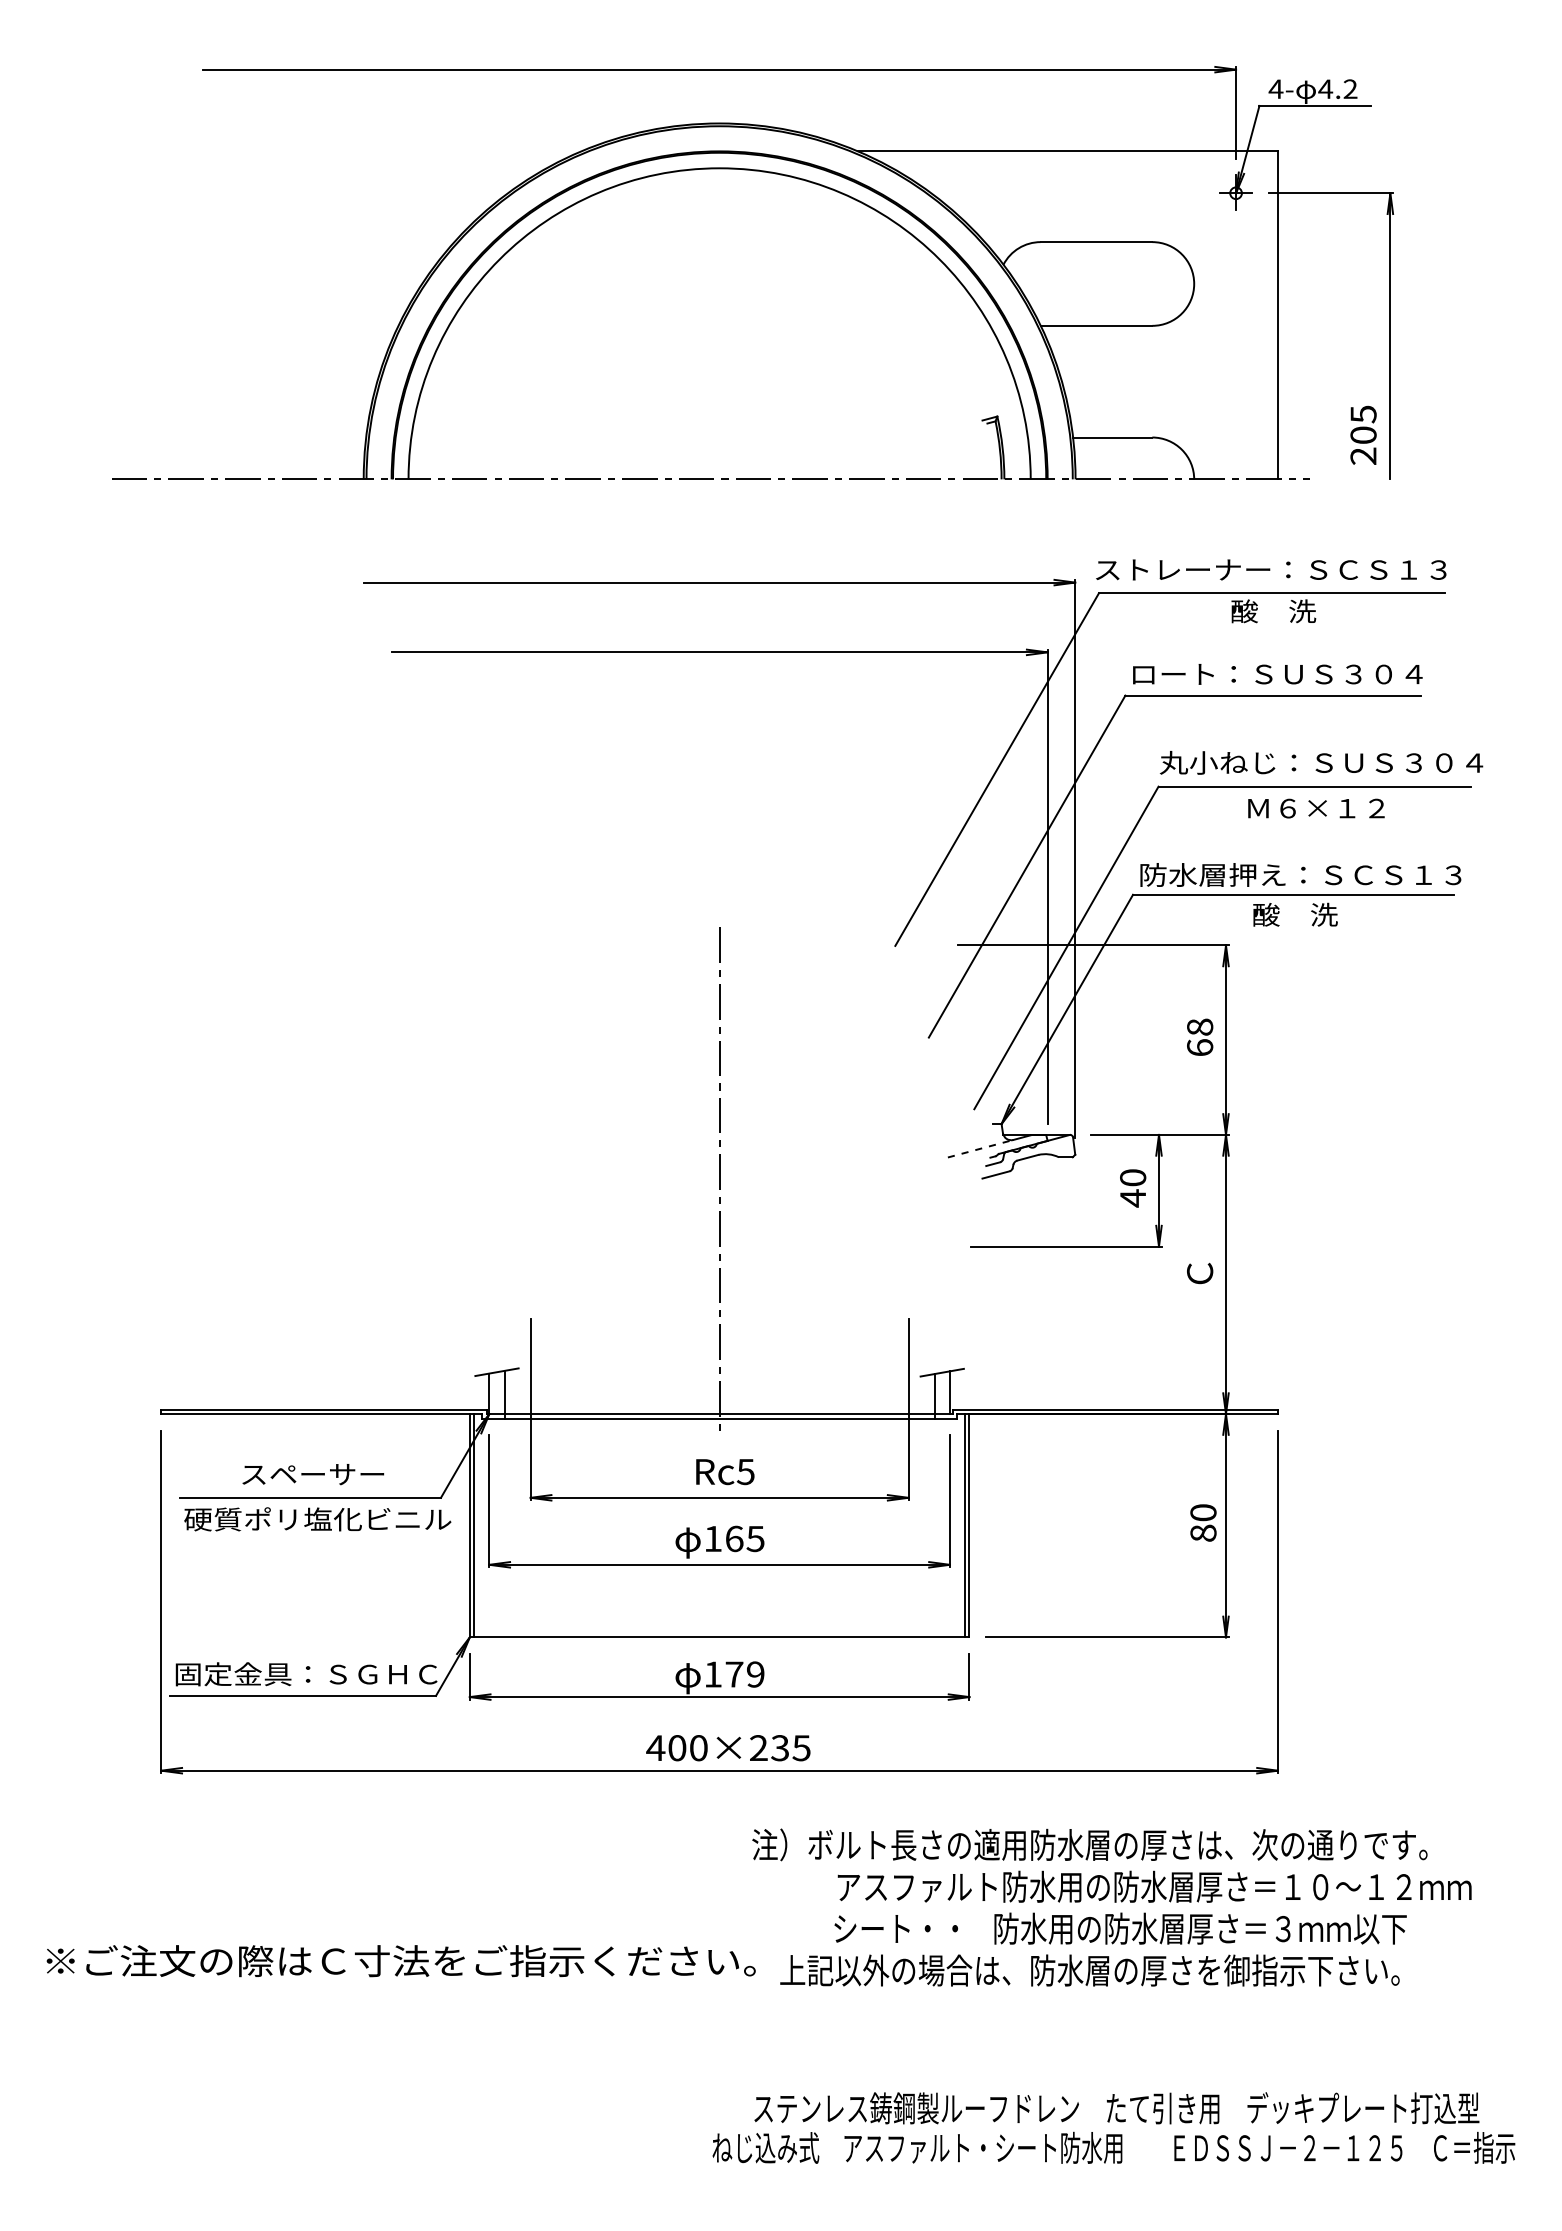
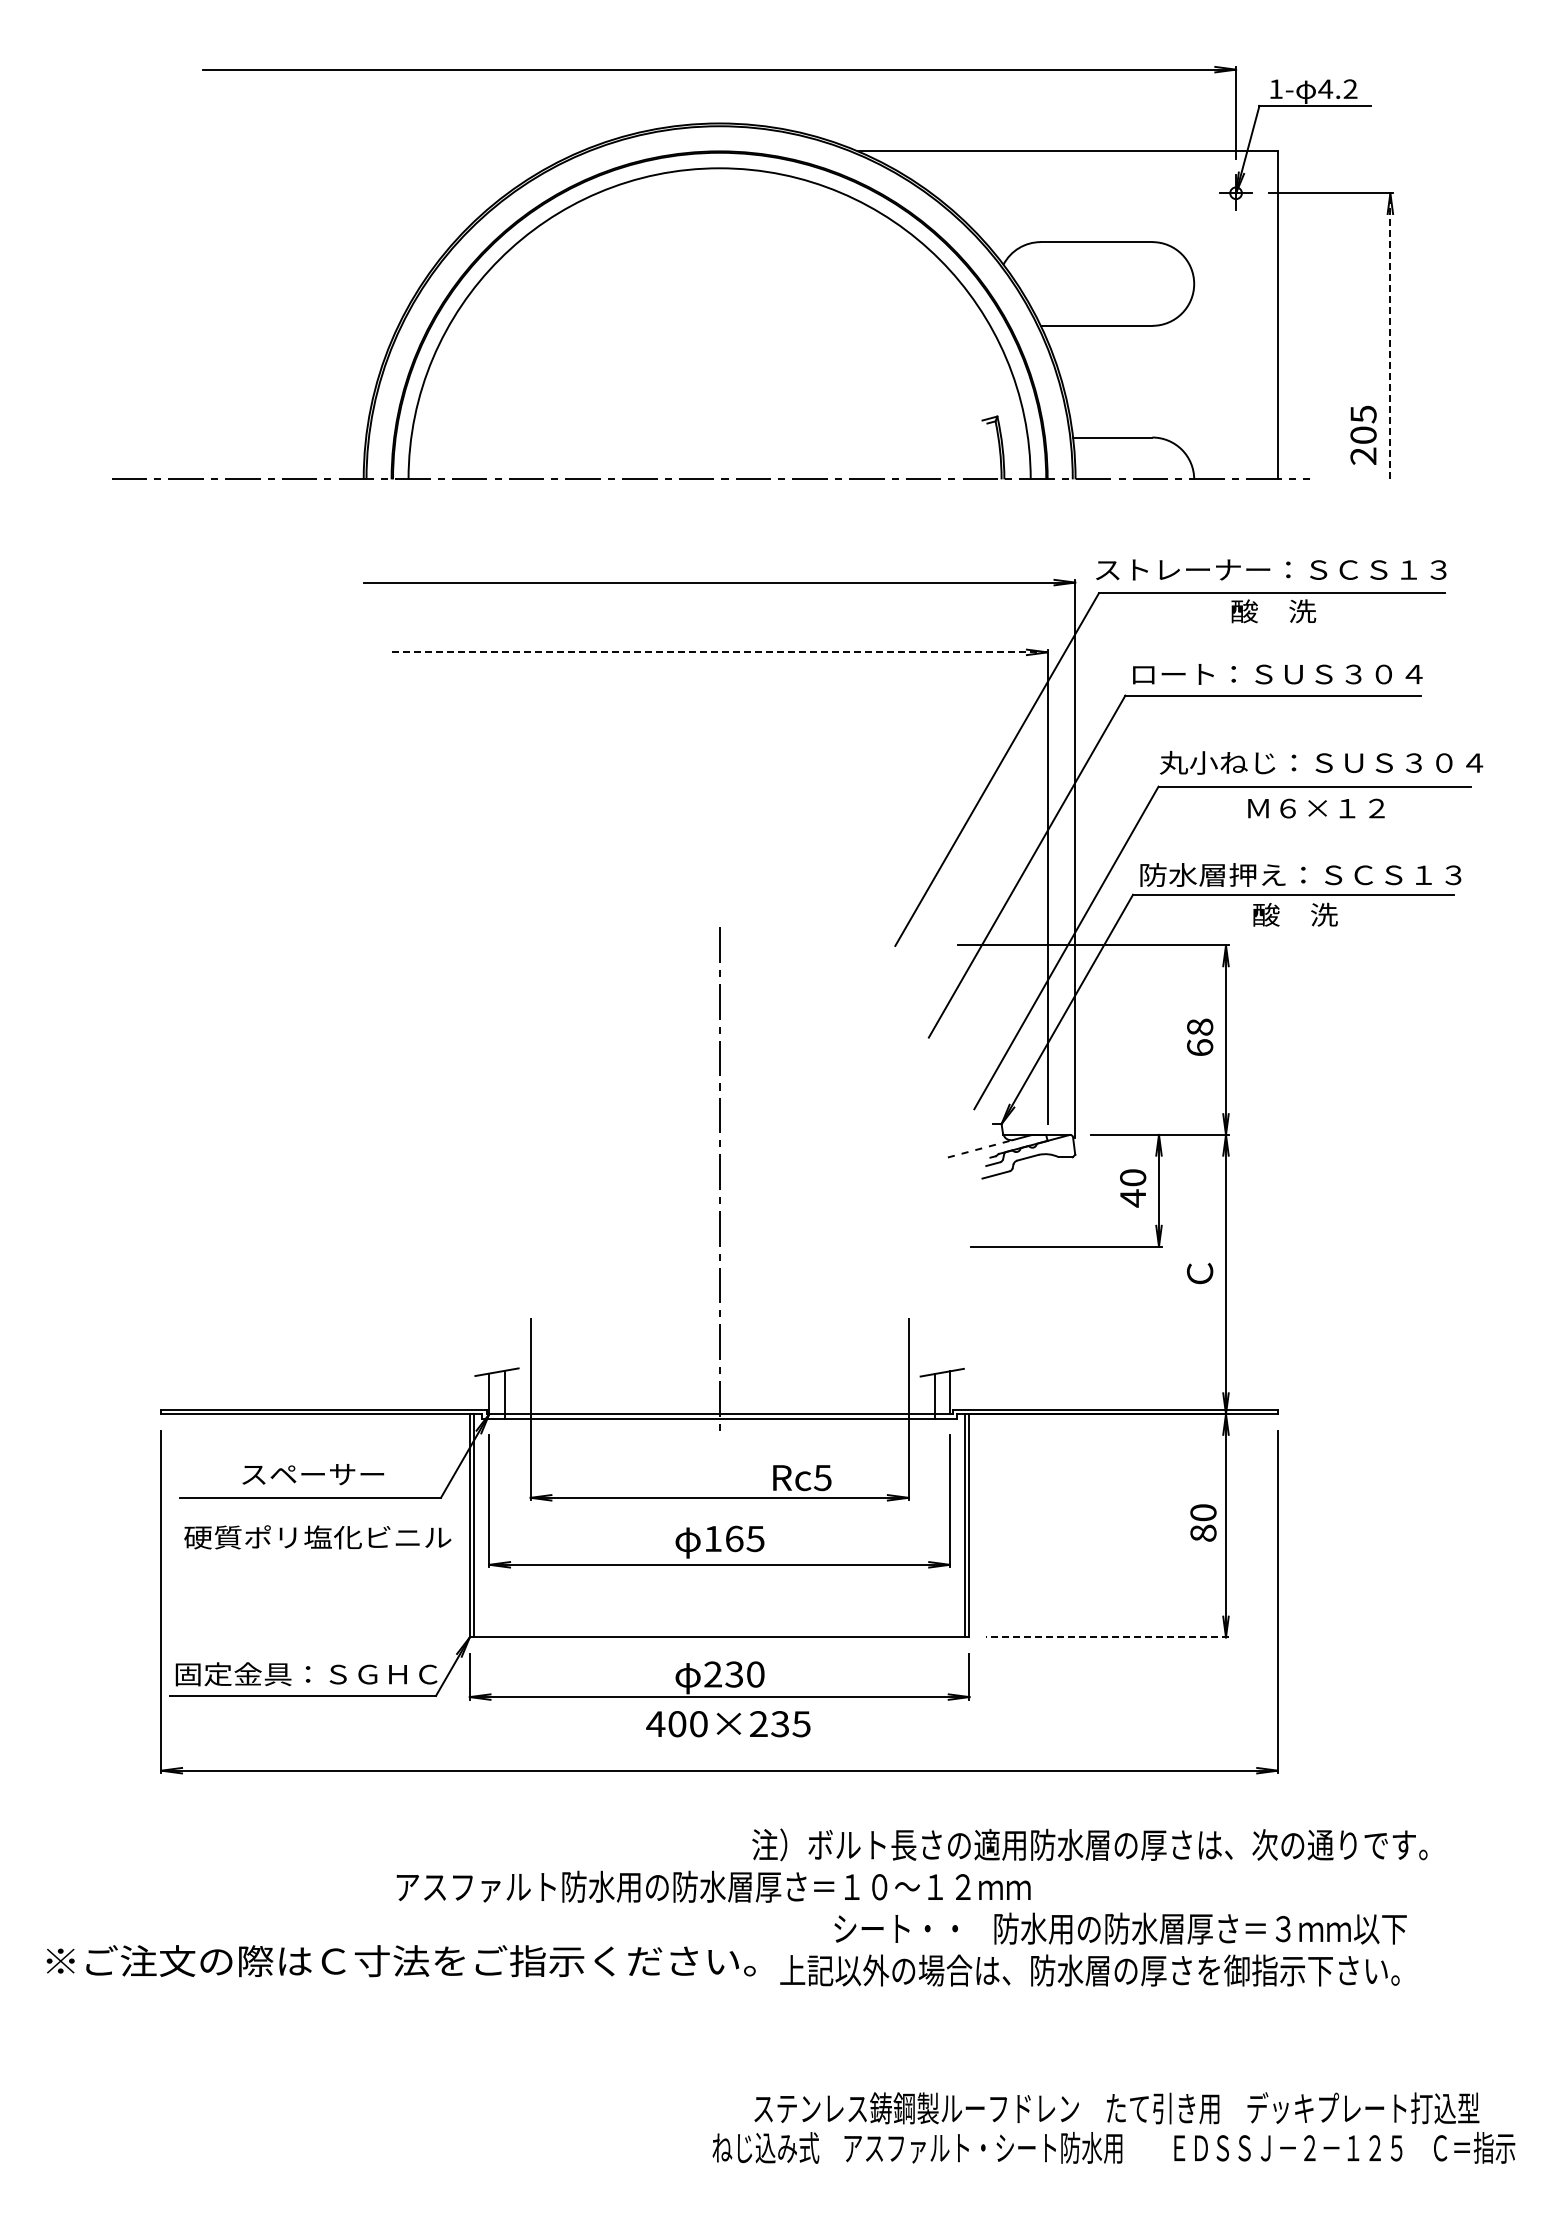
text: 4- -> 1- (1275, 88)
line: solid -> dashed (1390, 335)
line: solid -> dashed (720, 652)
text position: (725, 1472) -> (802, 1478) (802, 1478)
text position: (317, 1519) -> (317, 1537) (317, 1537)
line: solid -> dashed (1106, 1637)
text: 179 -> 230 (734, 1674)
text position: (728, 1748) -> (728, 1724) (728, 1724)
text position: (1154, 1886) -> (713, 1886) (713, 1886)
